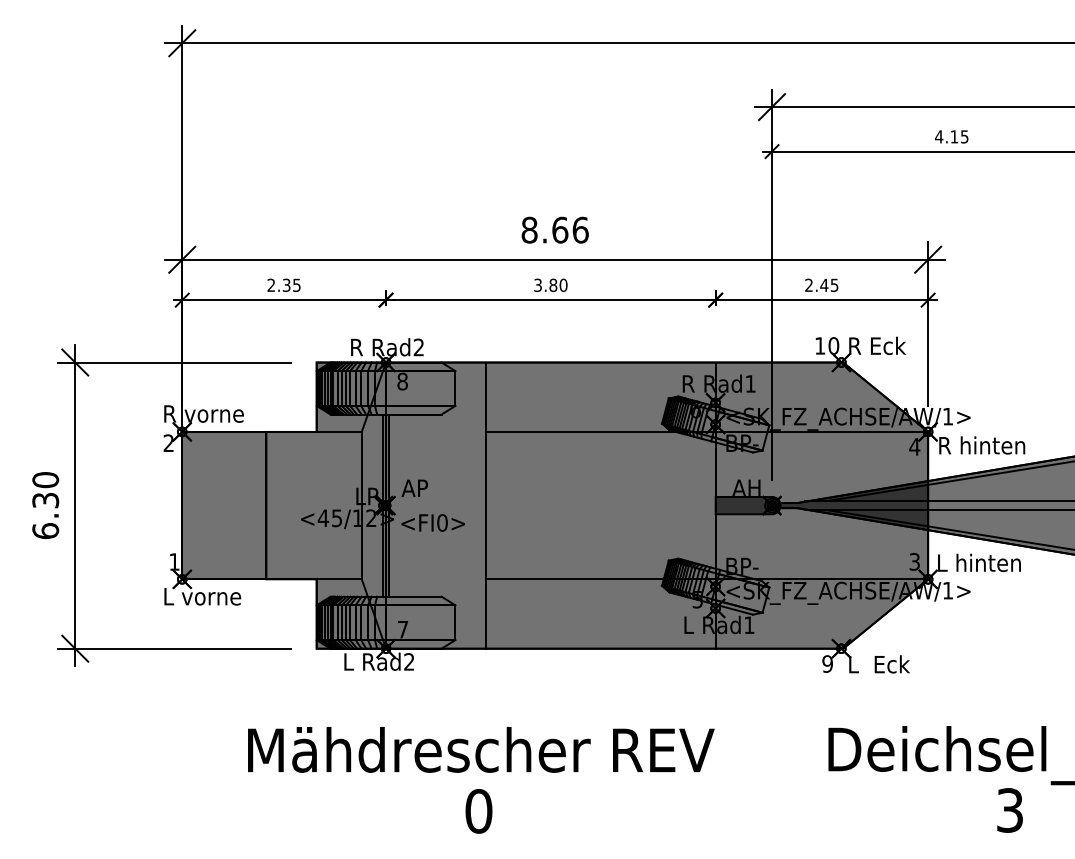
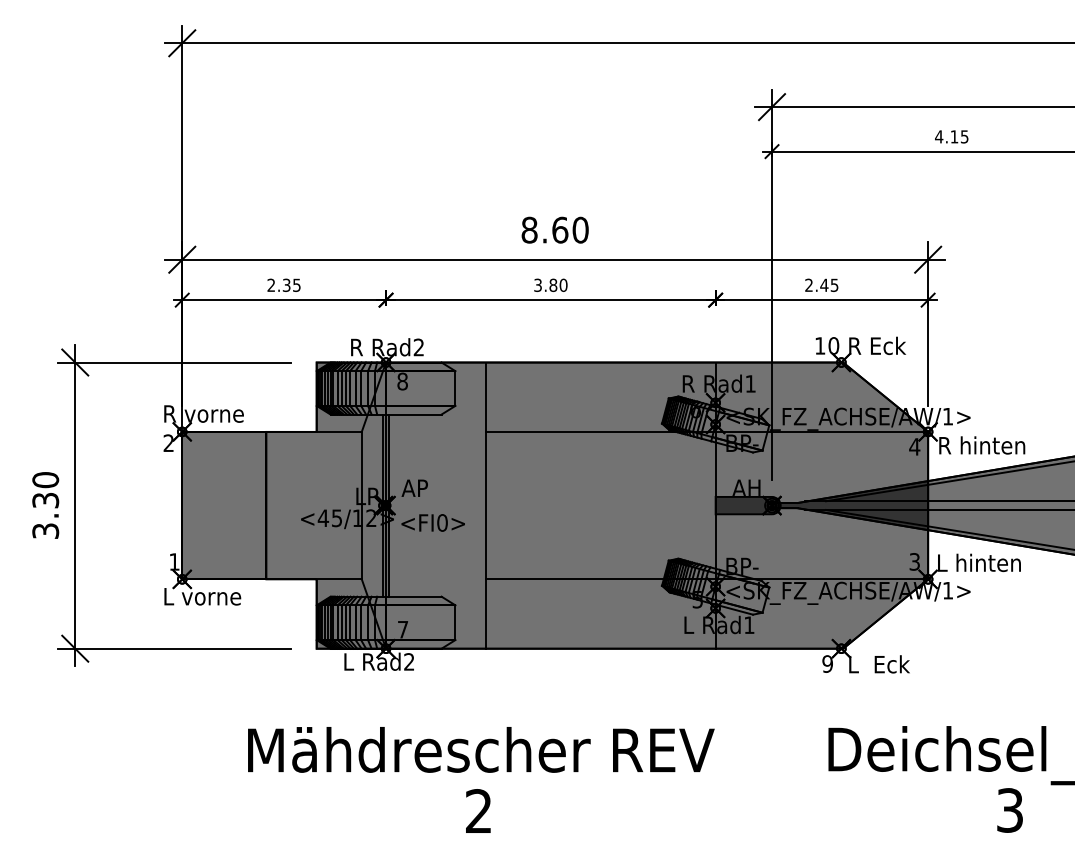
text: 8.66 -> 8.60 (580, 229)
text: 6.30 -> 3.30 (45, 530)
text: 0 -> 2 (478, 811)
